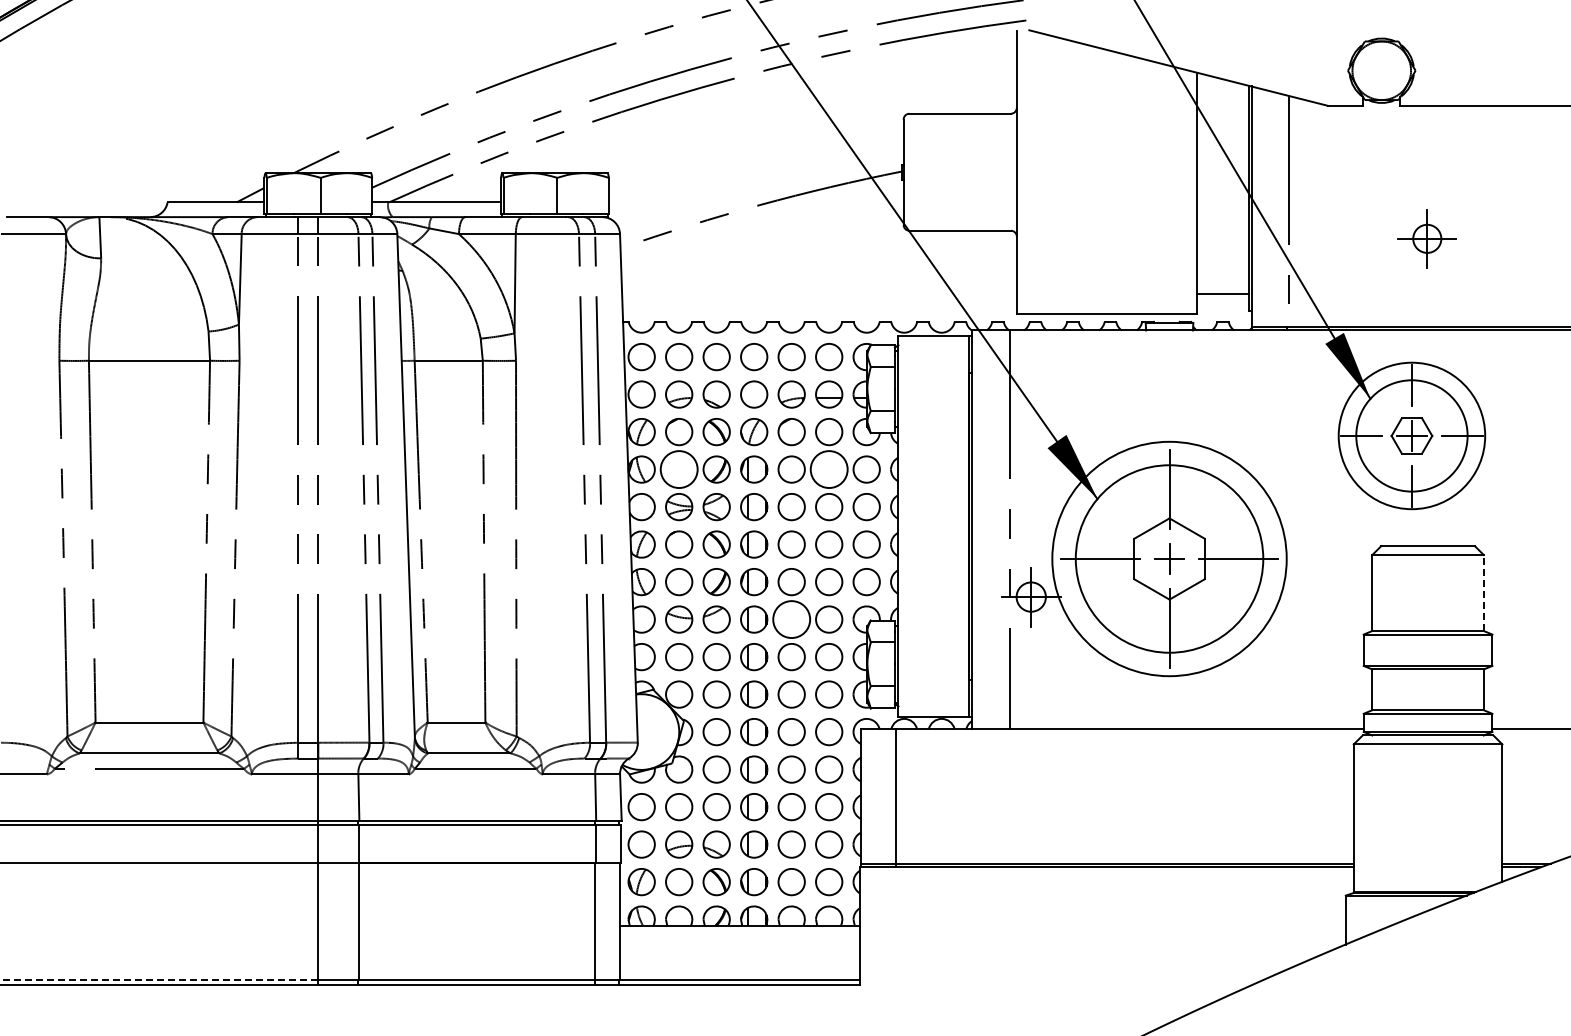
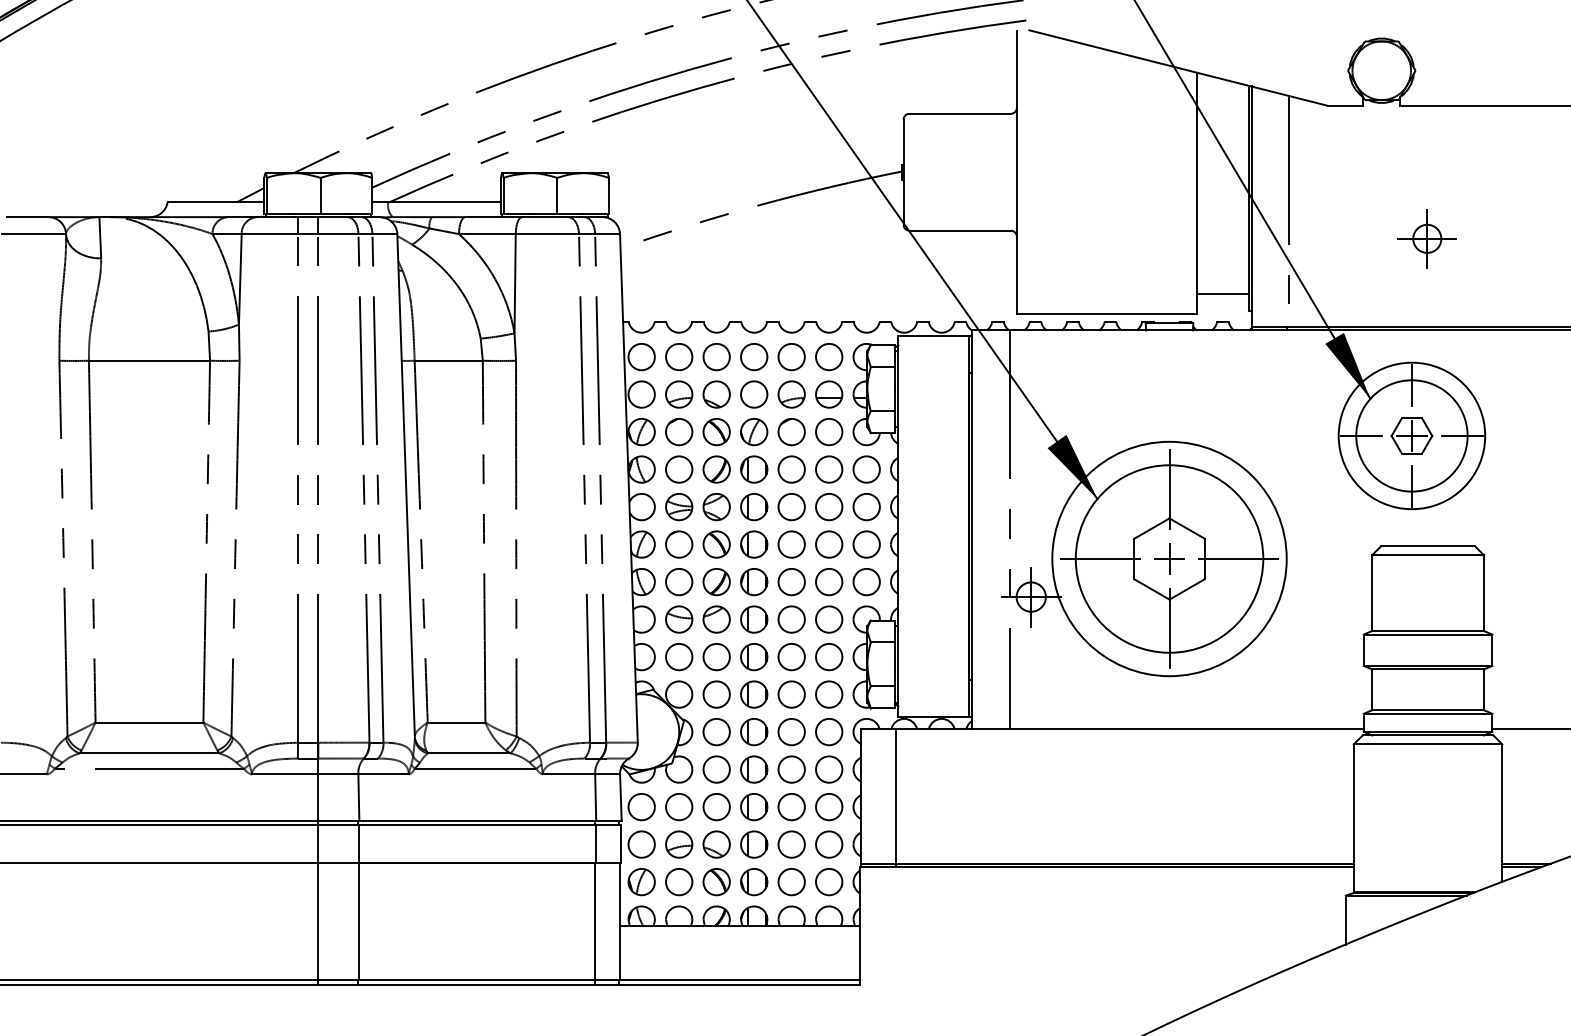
circle diameter: 37 px -> 26 px (679, 469)
circle diameter: 37 px -> 26 px (829, 469)
line: dashed -> solid (1483, 593)
circle diameter: 37 px -> 26 px (791, 619)
line: dashed -> solid (159, 980)
